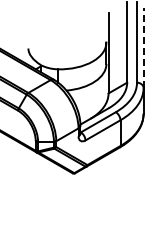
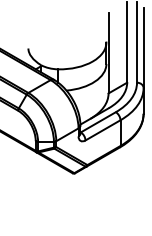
line: dashed -> solid (143, 47)
